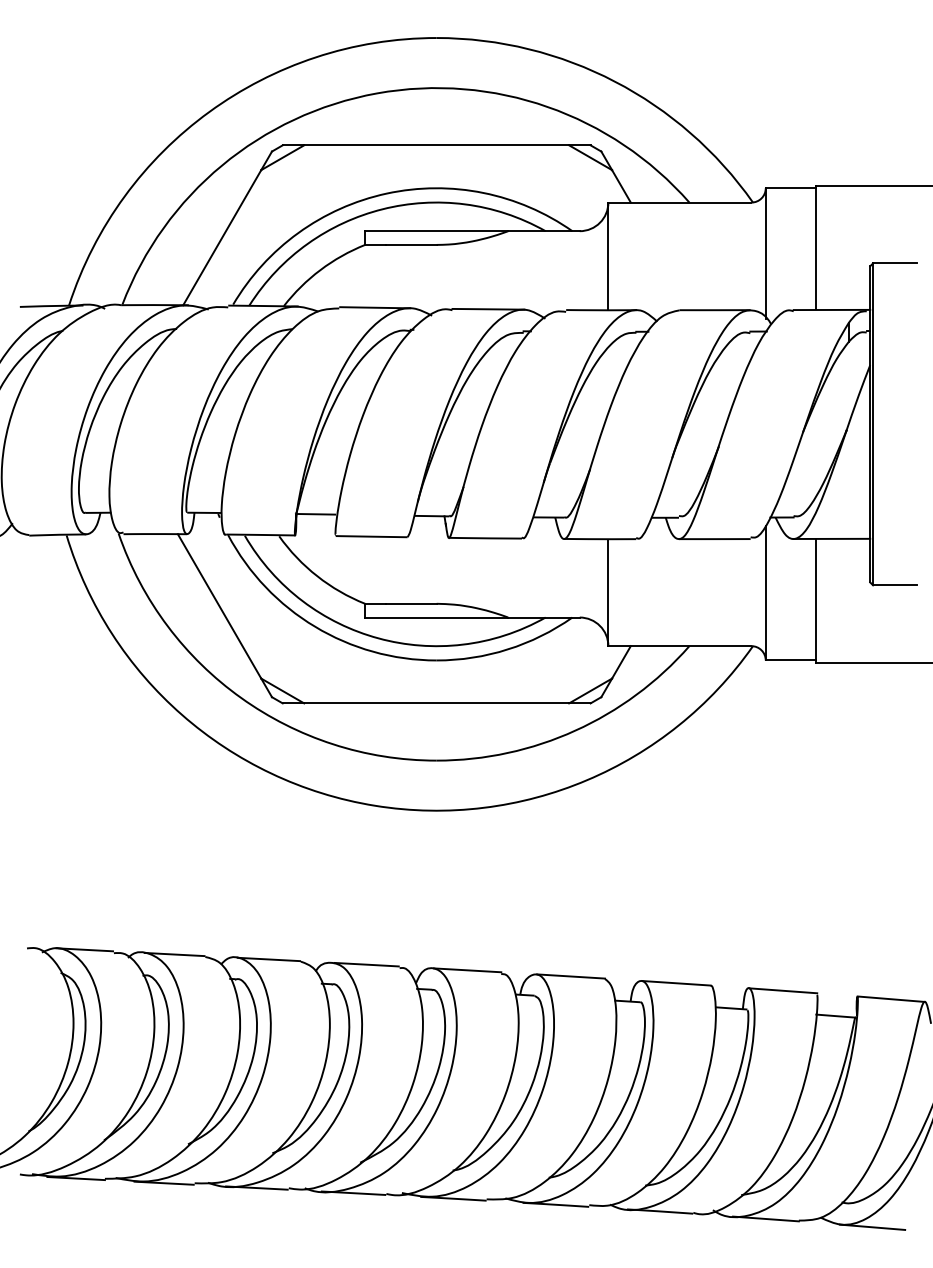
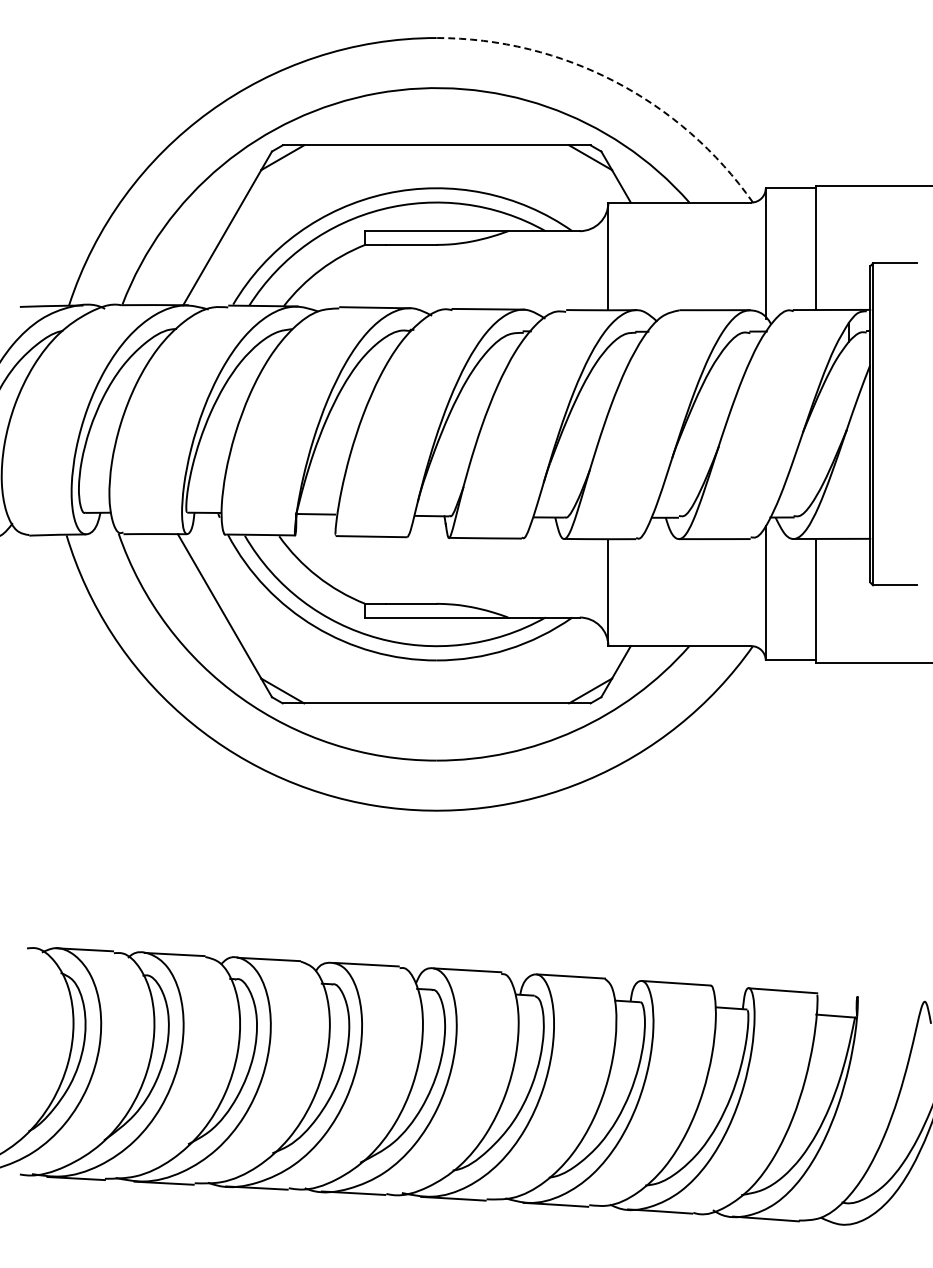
arc: solid -> dashed (614, 81)
line: present -> none (890, 998)
line: present -> none (872, 1226)
